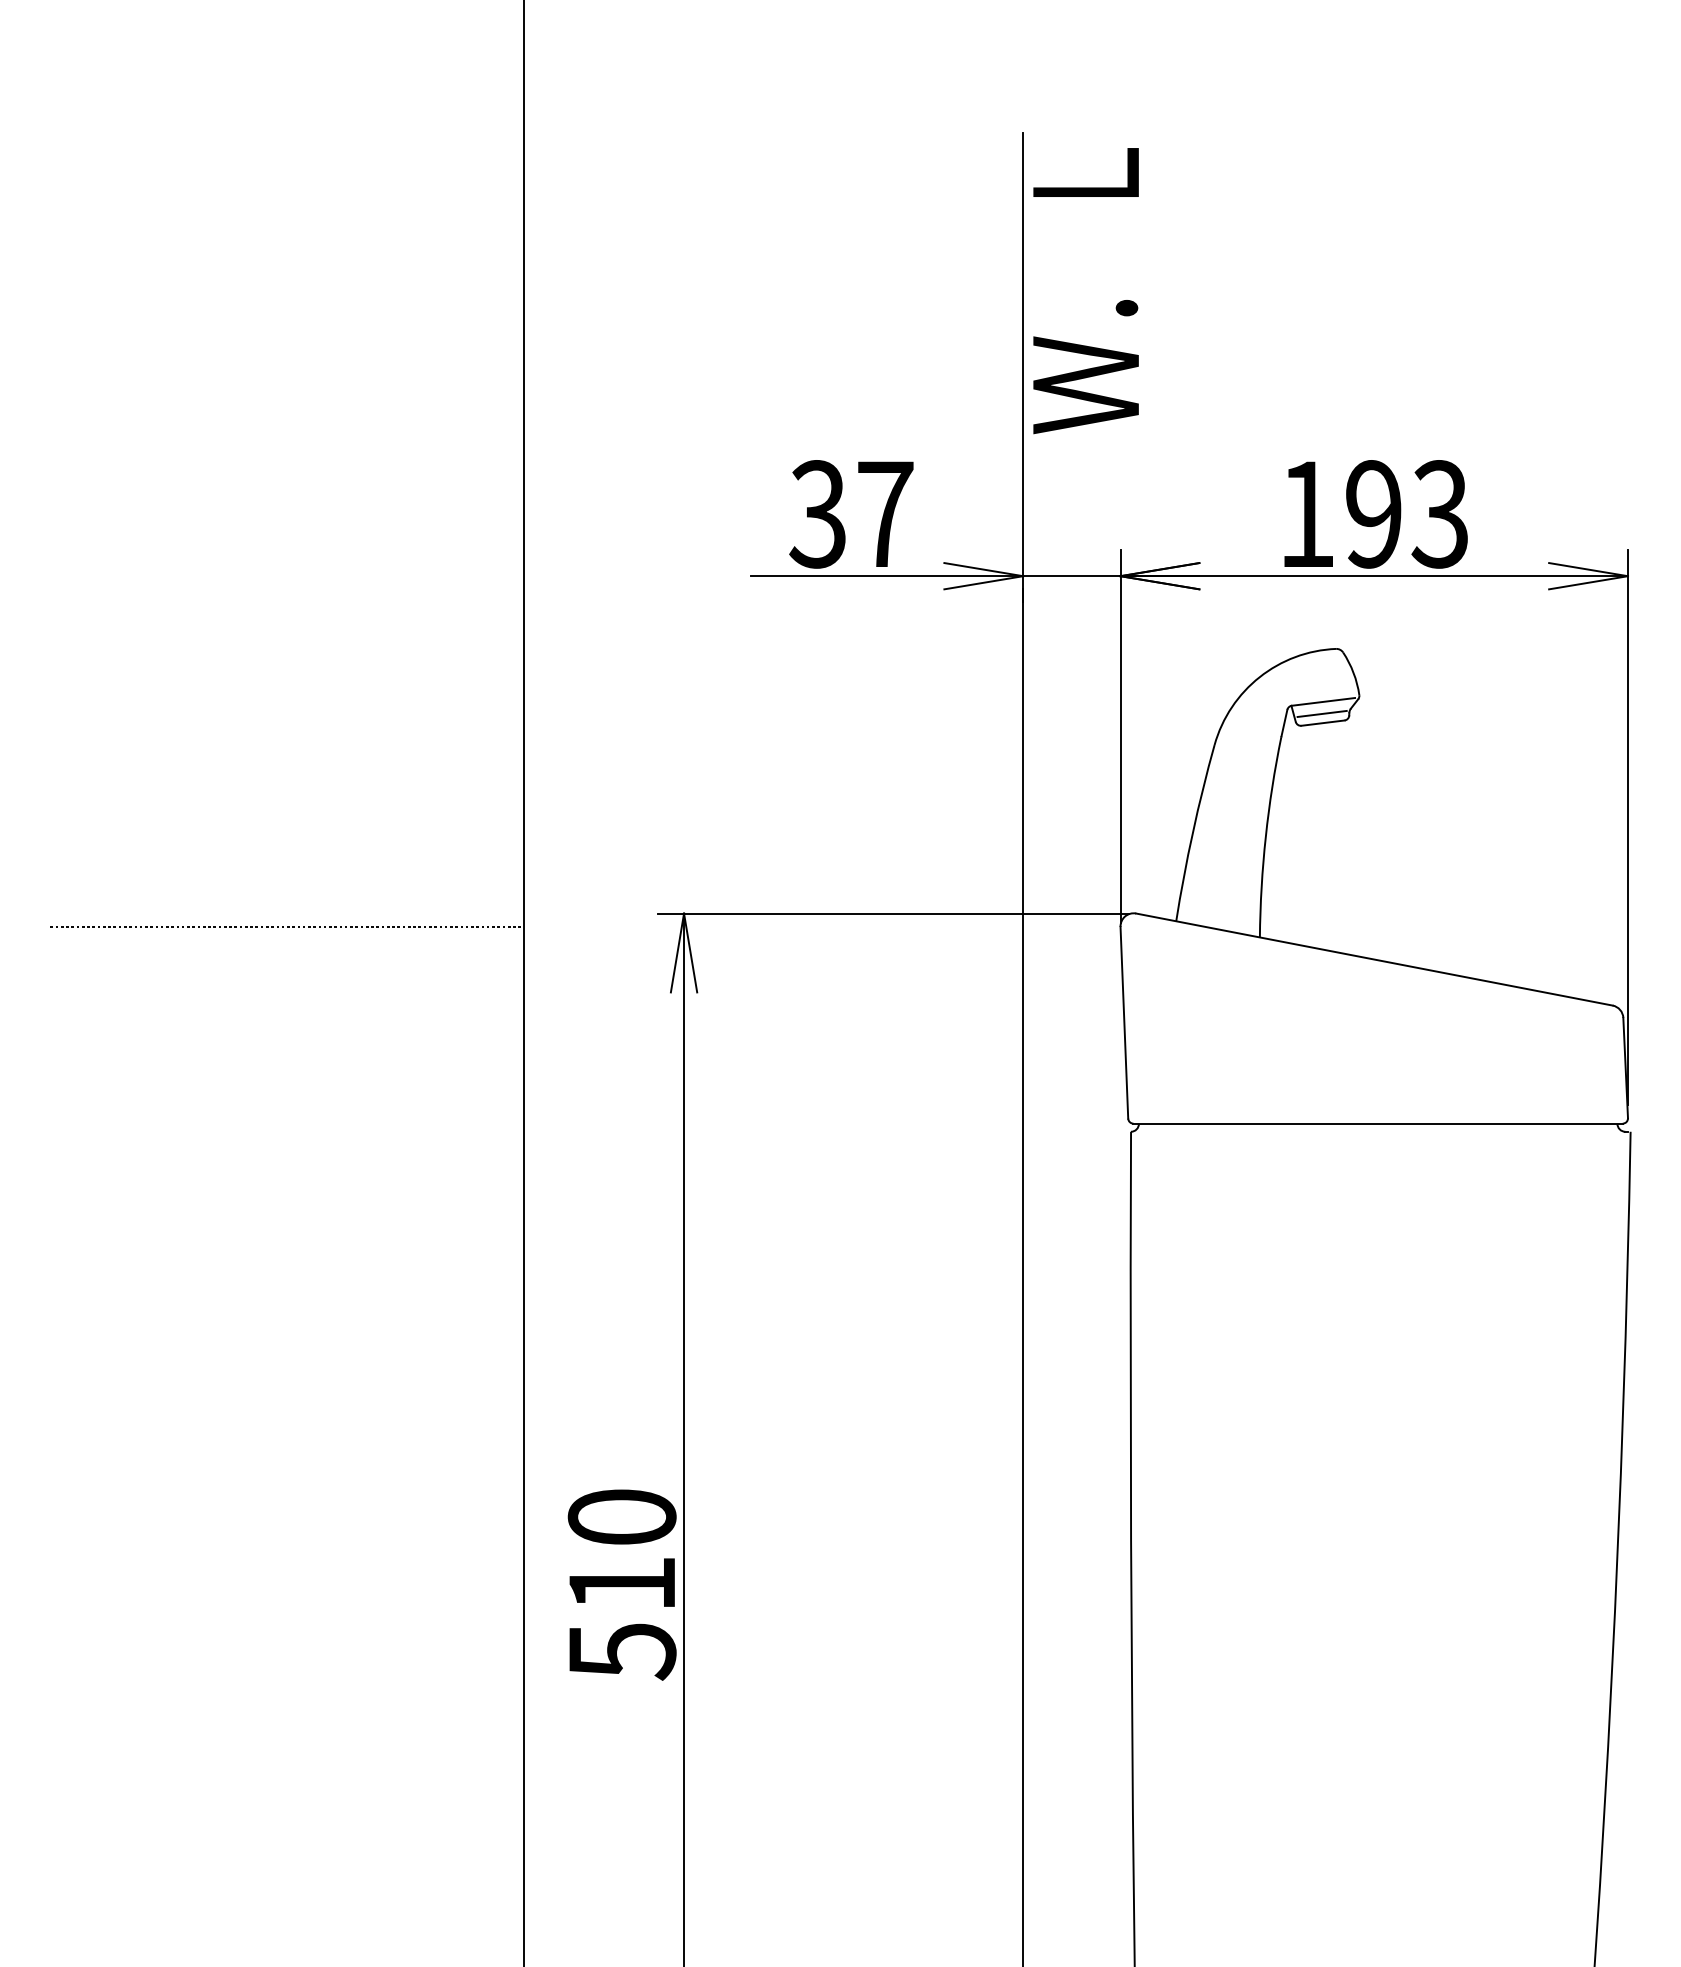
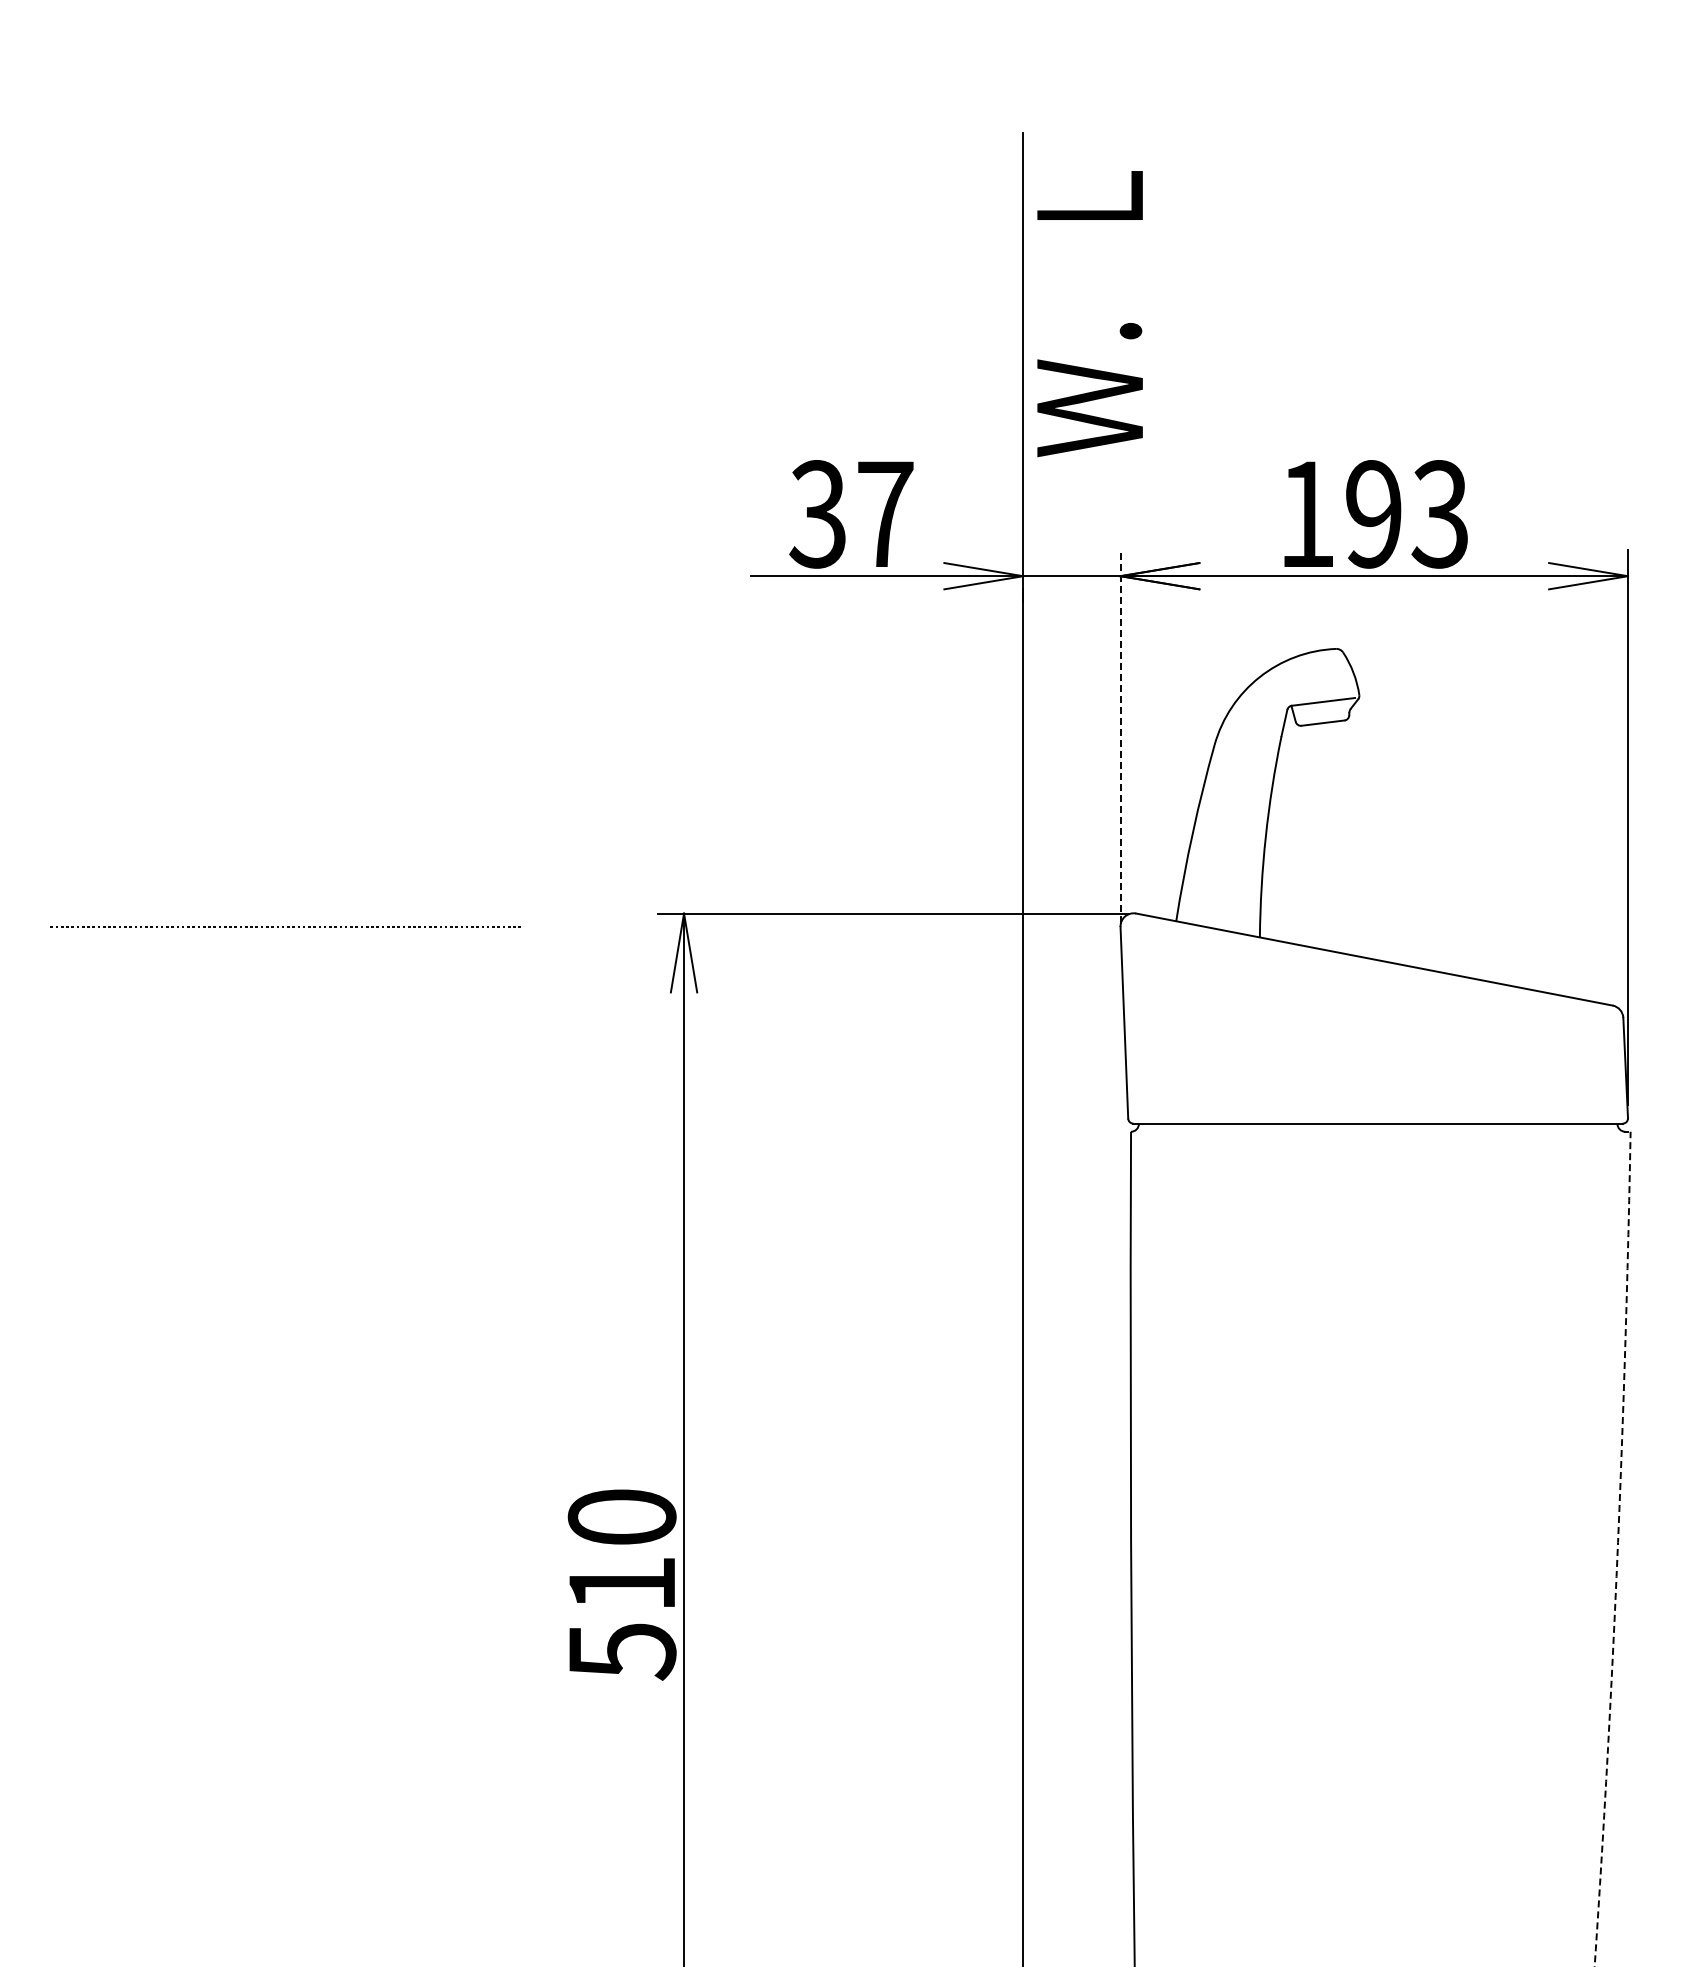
text position: (1085, 291) -> (1089, 314) (1089, 314)
line: present -> none (1321, 713)
line: solid -> dashed (1120, 736)
line: present -> none (523, 982)
arc: solid -> dashed (1617, 1549)
